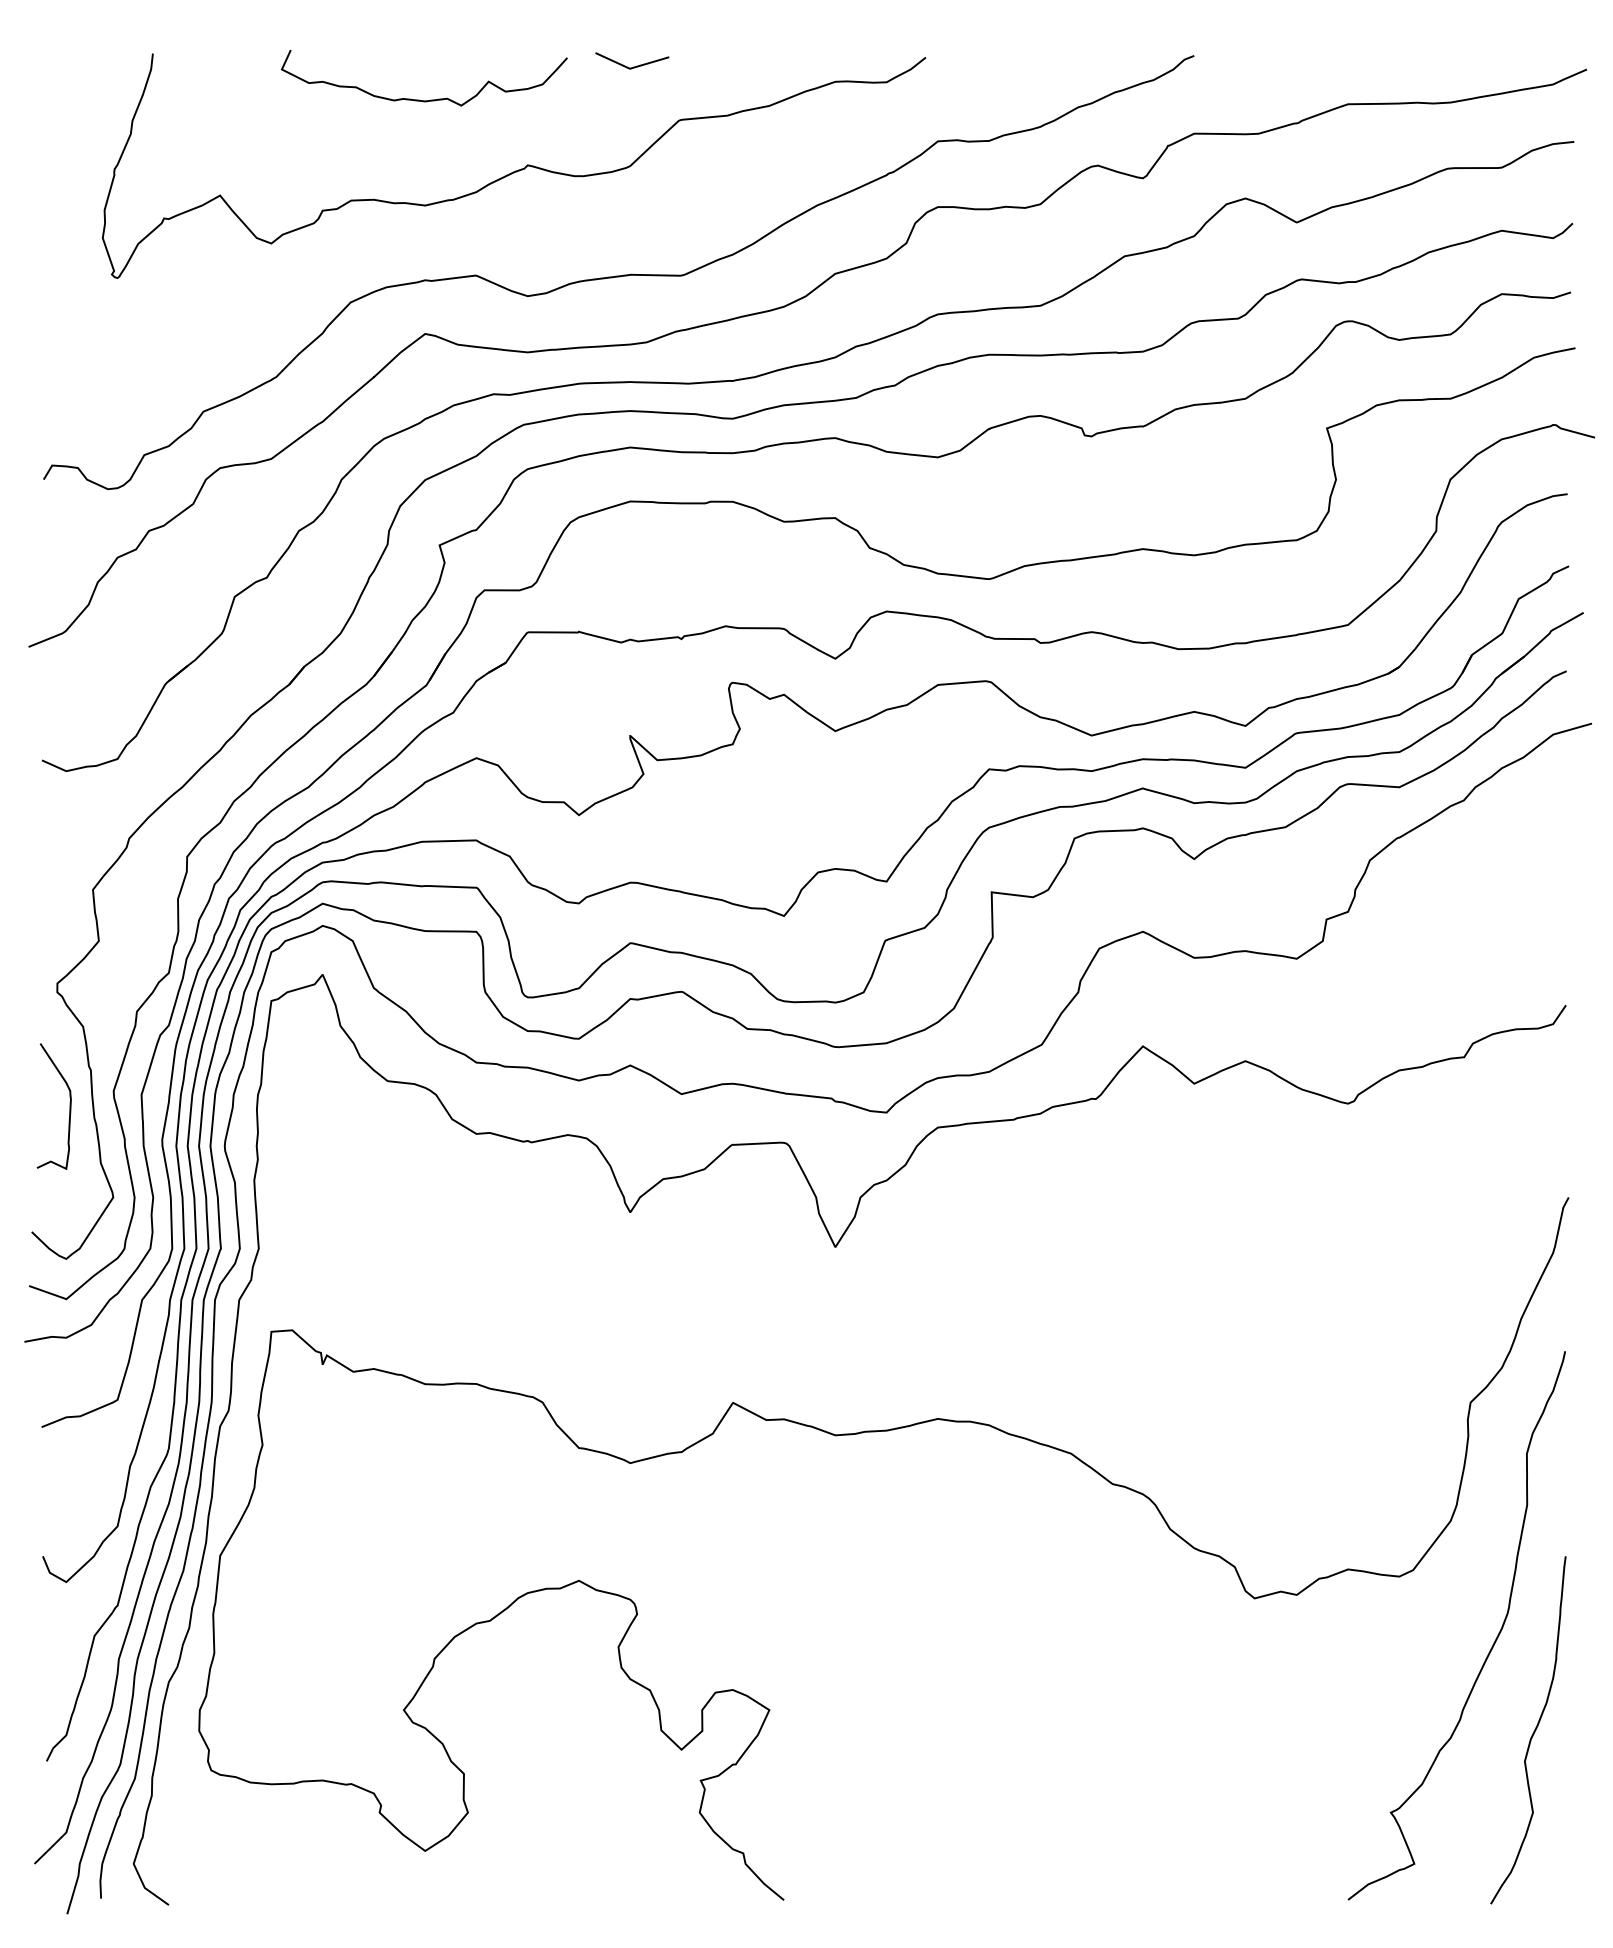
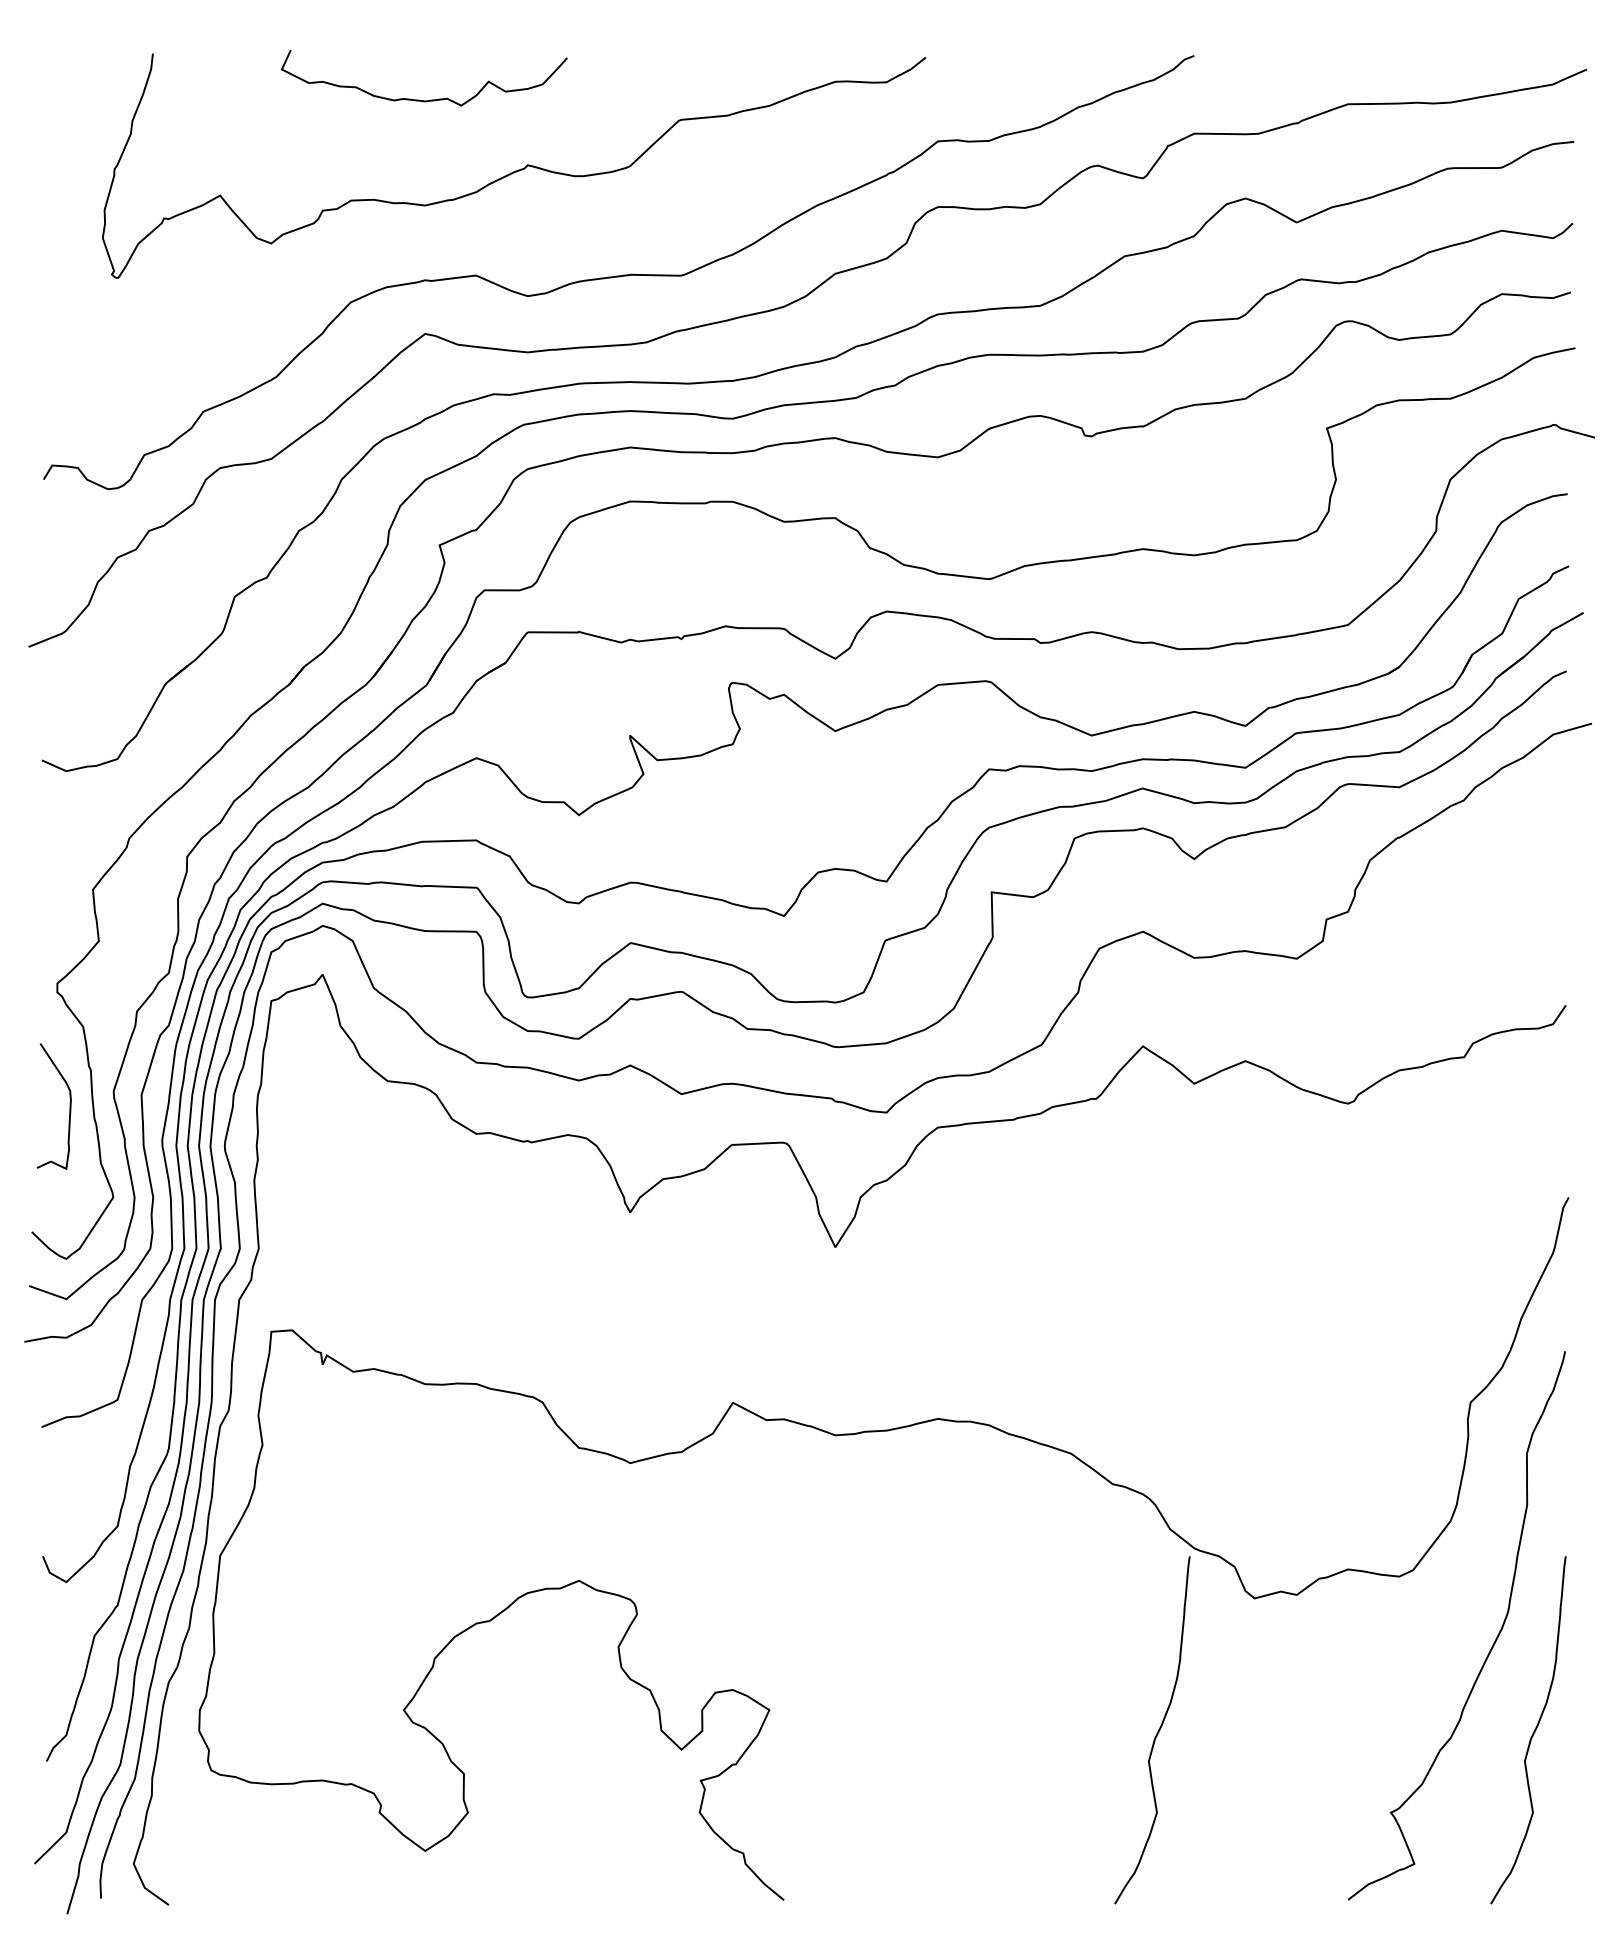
line: present -> none (633, 66)
curve: none -> present (1156, 1733)
